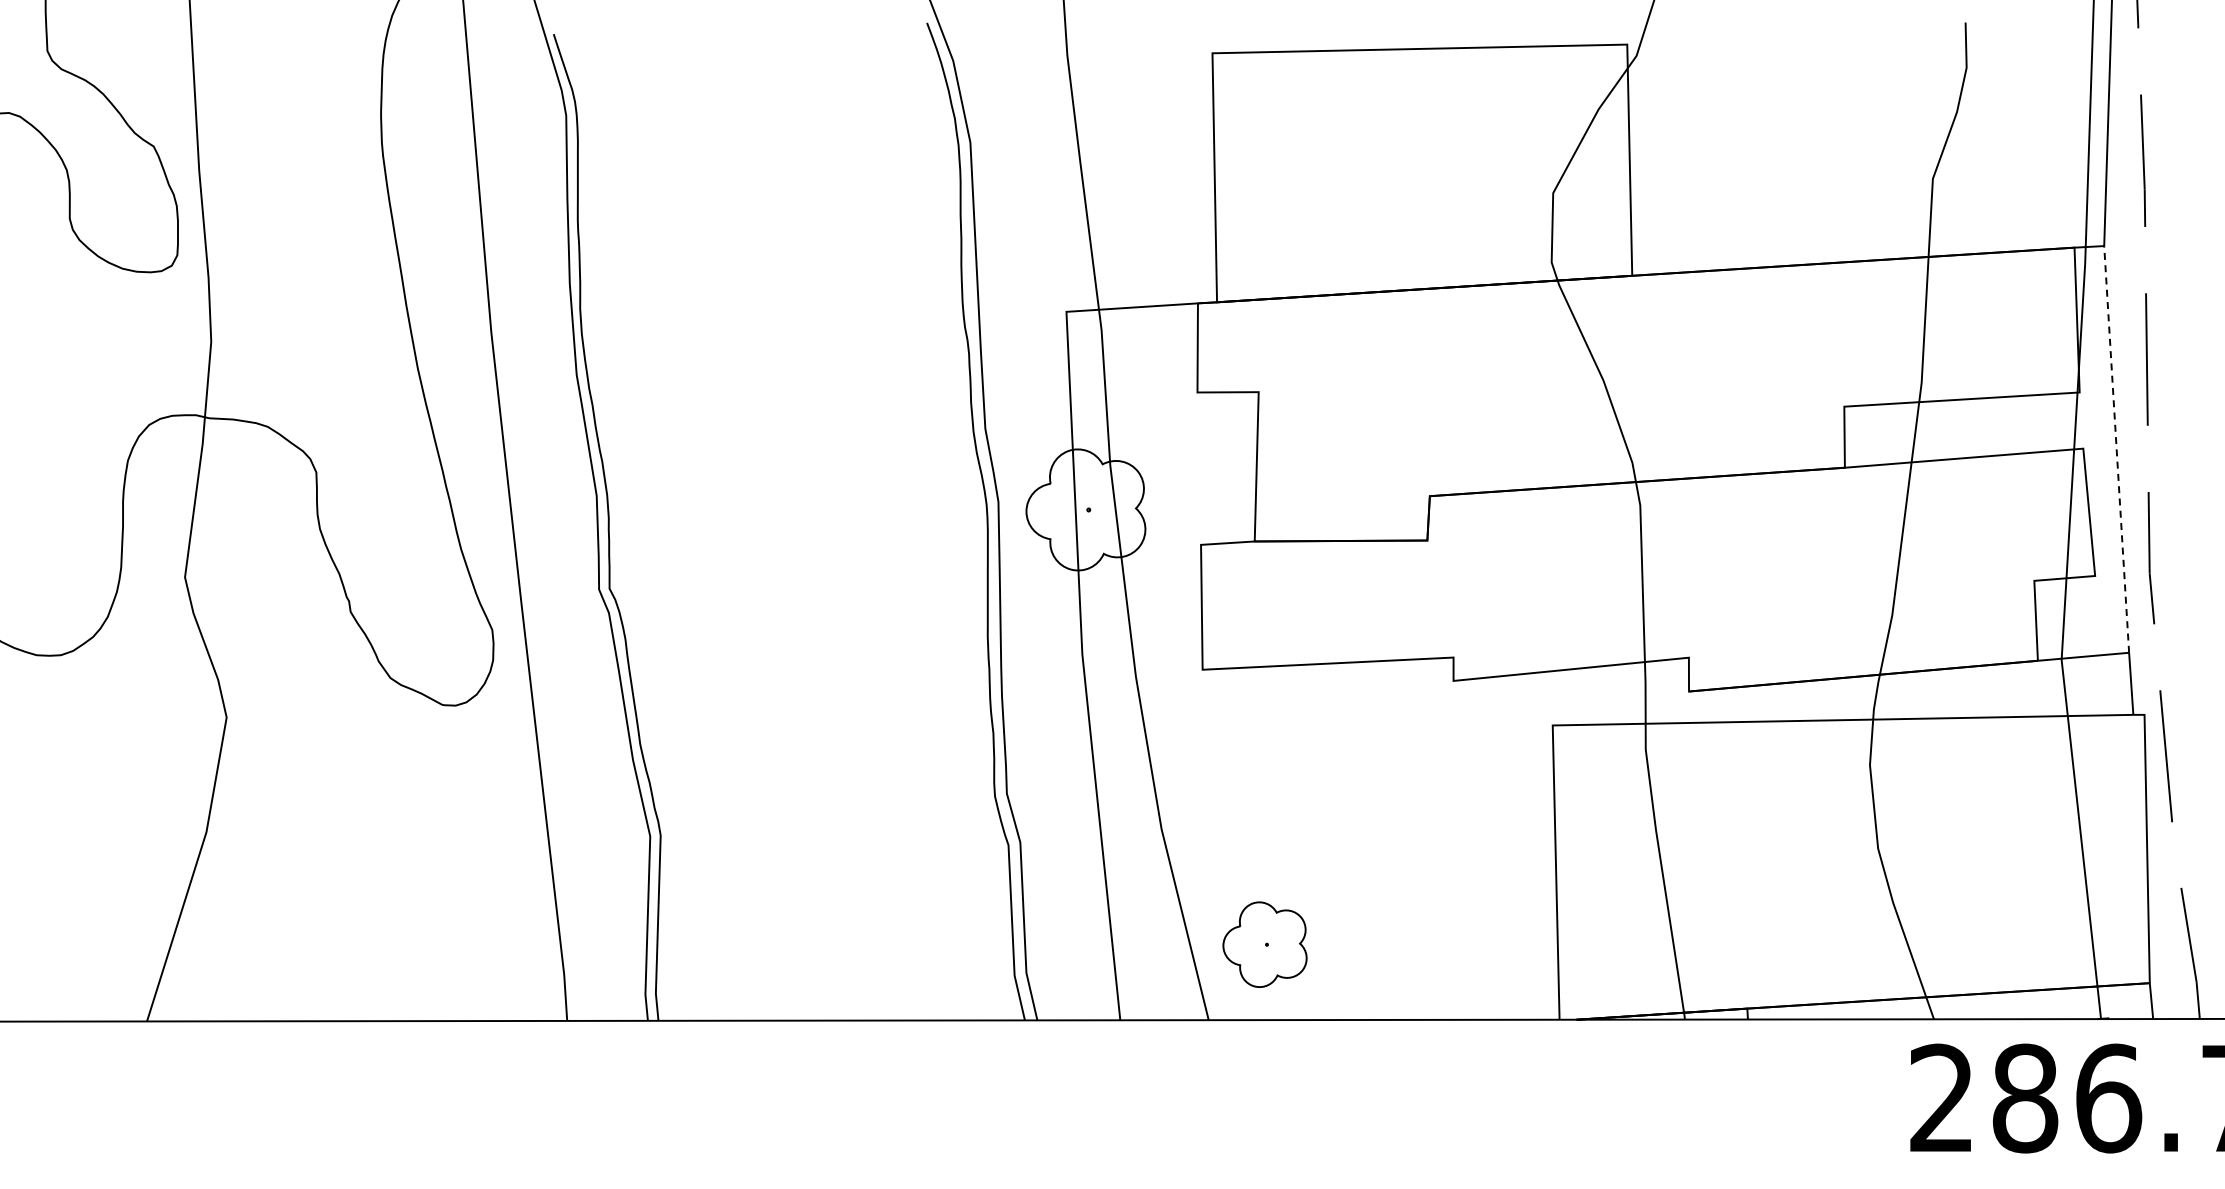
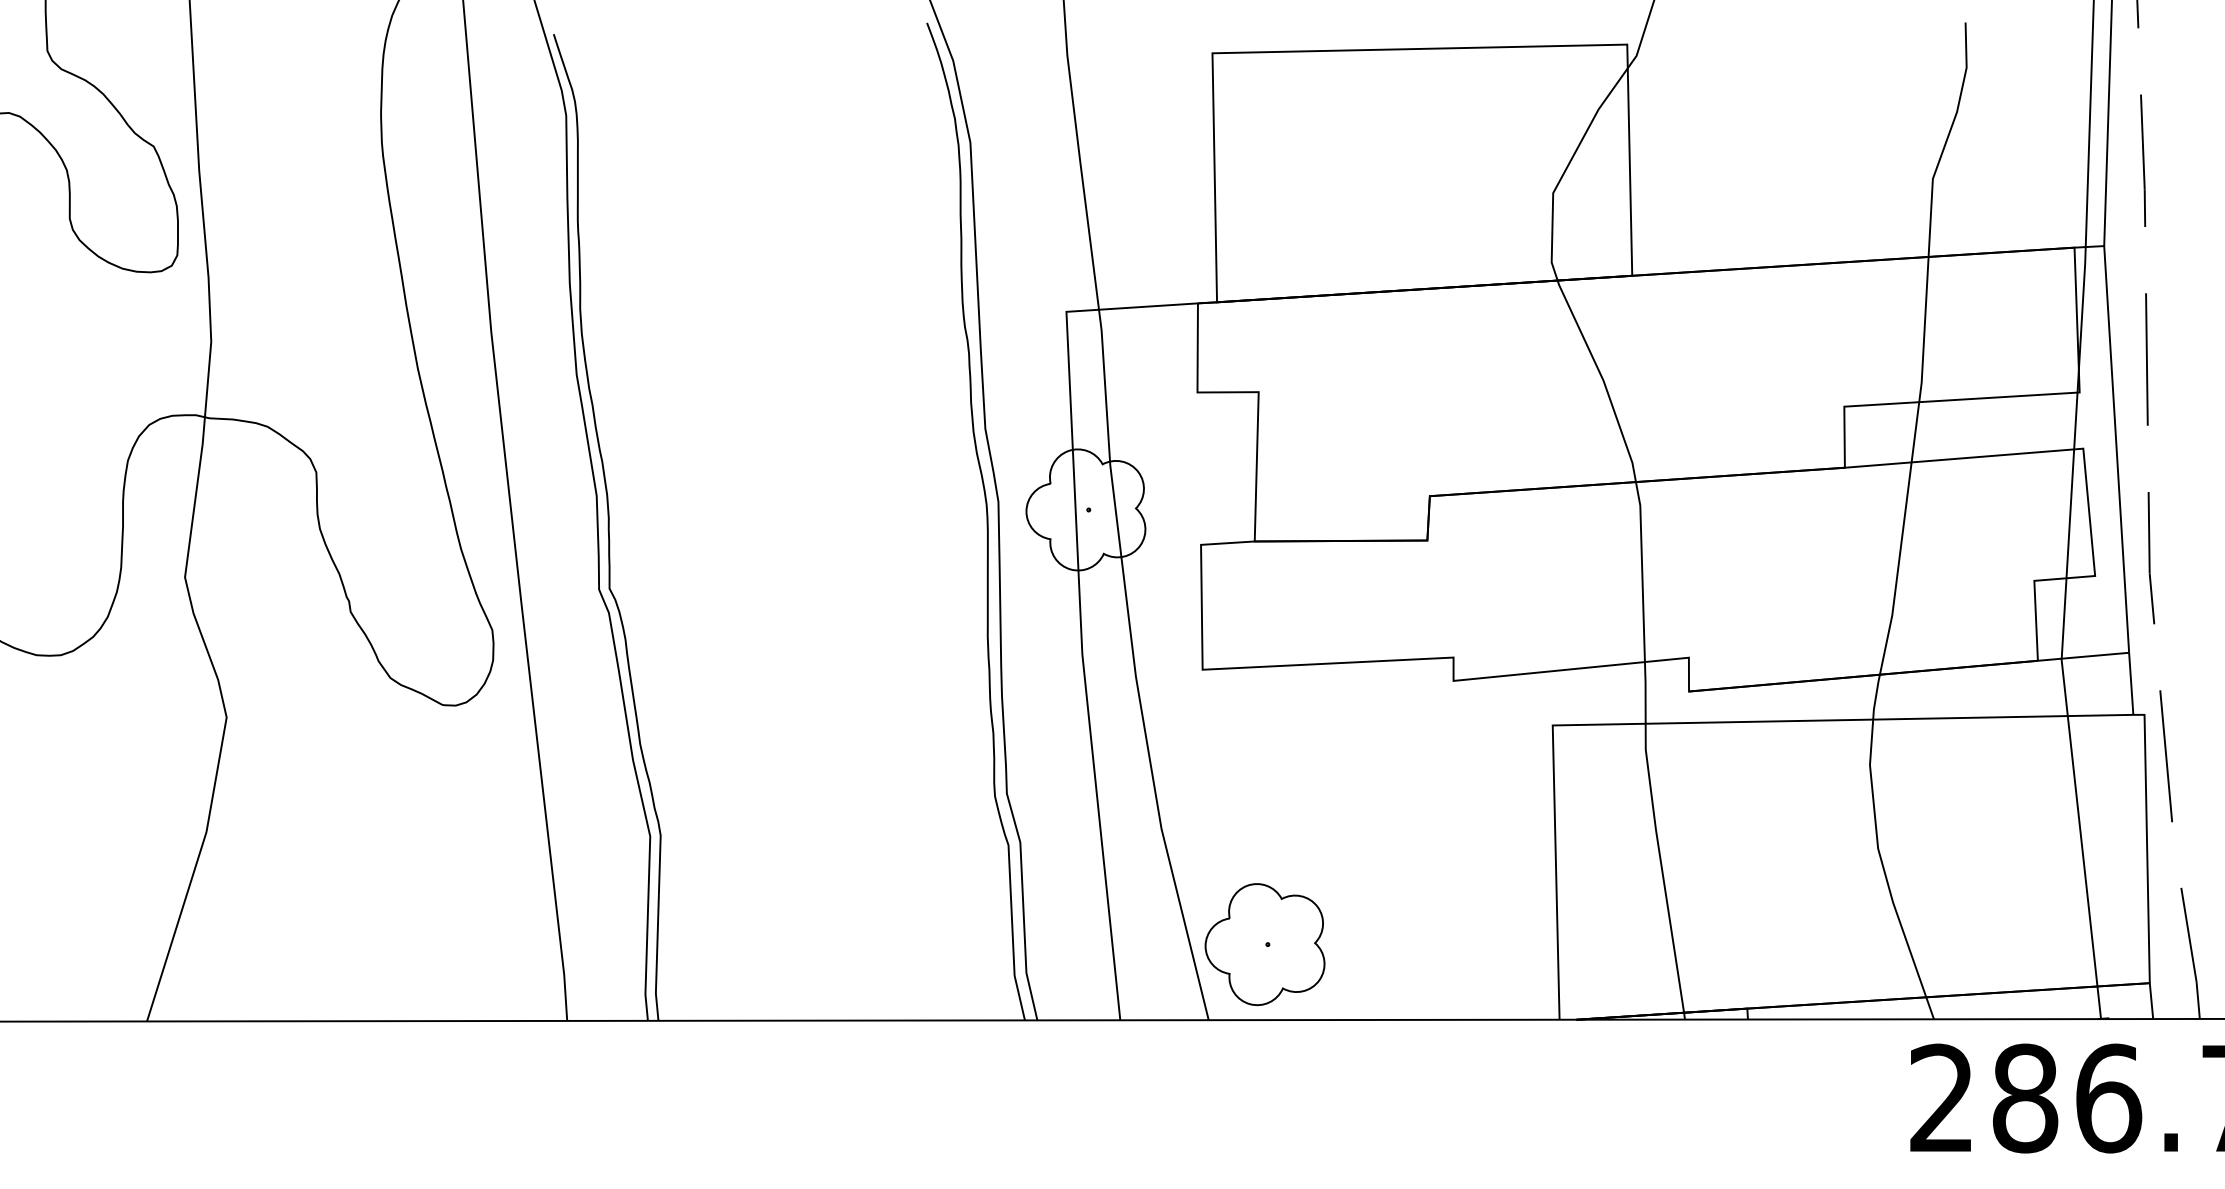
line: dashed -> solid (2116, 449)
part size: 86x87 px -> 122x124 px (1264, 944)
